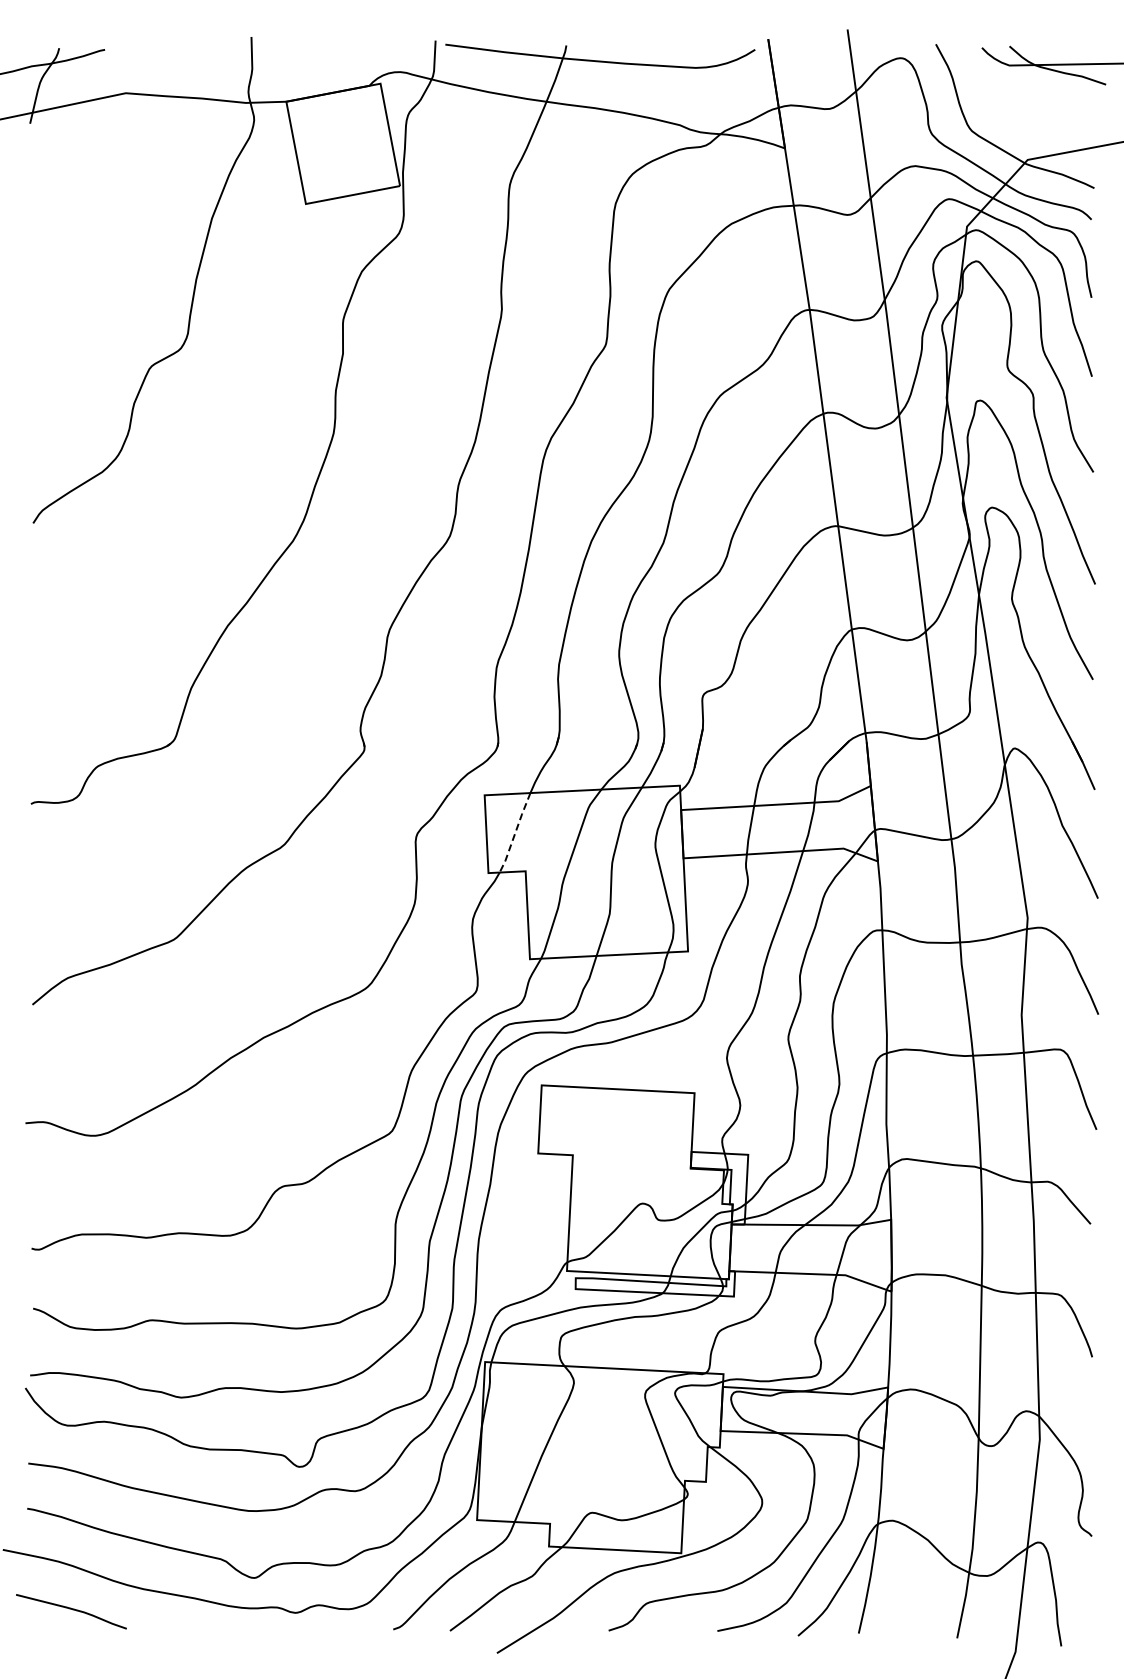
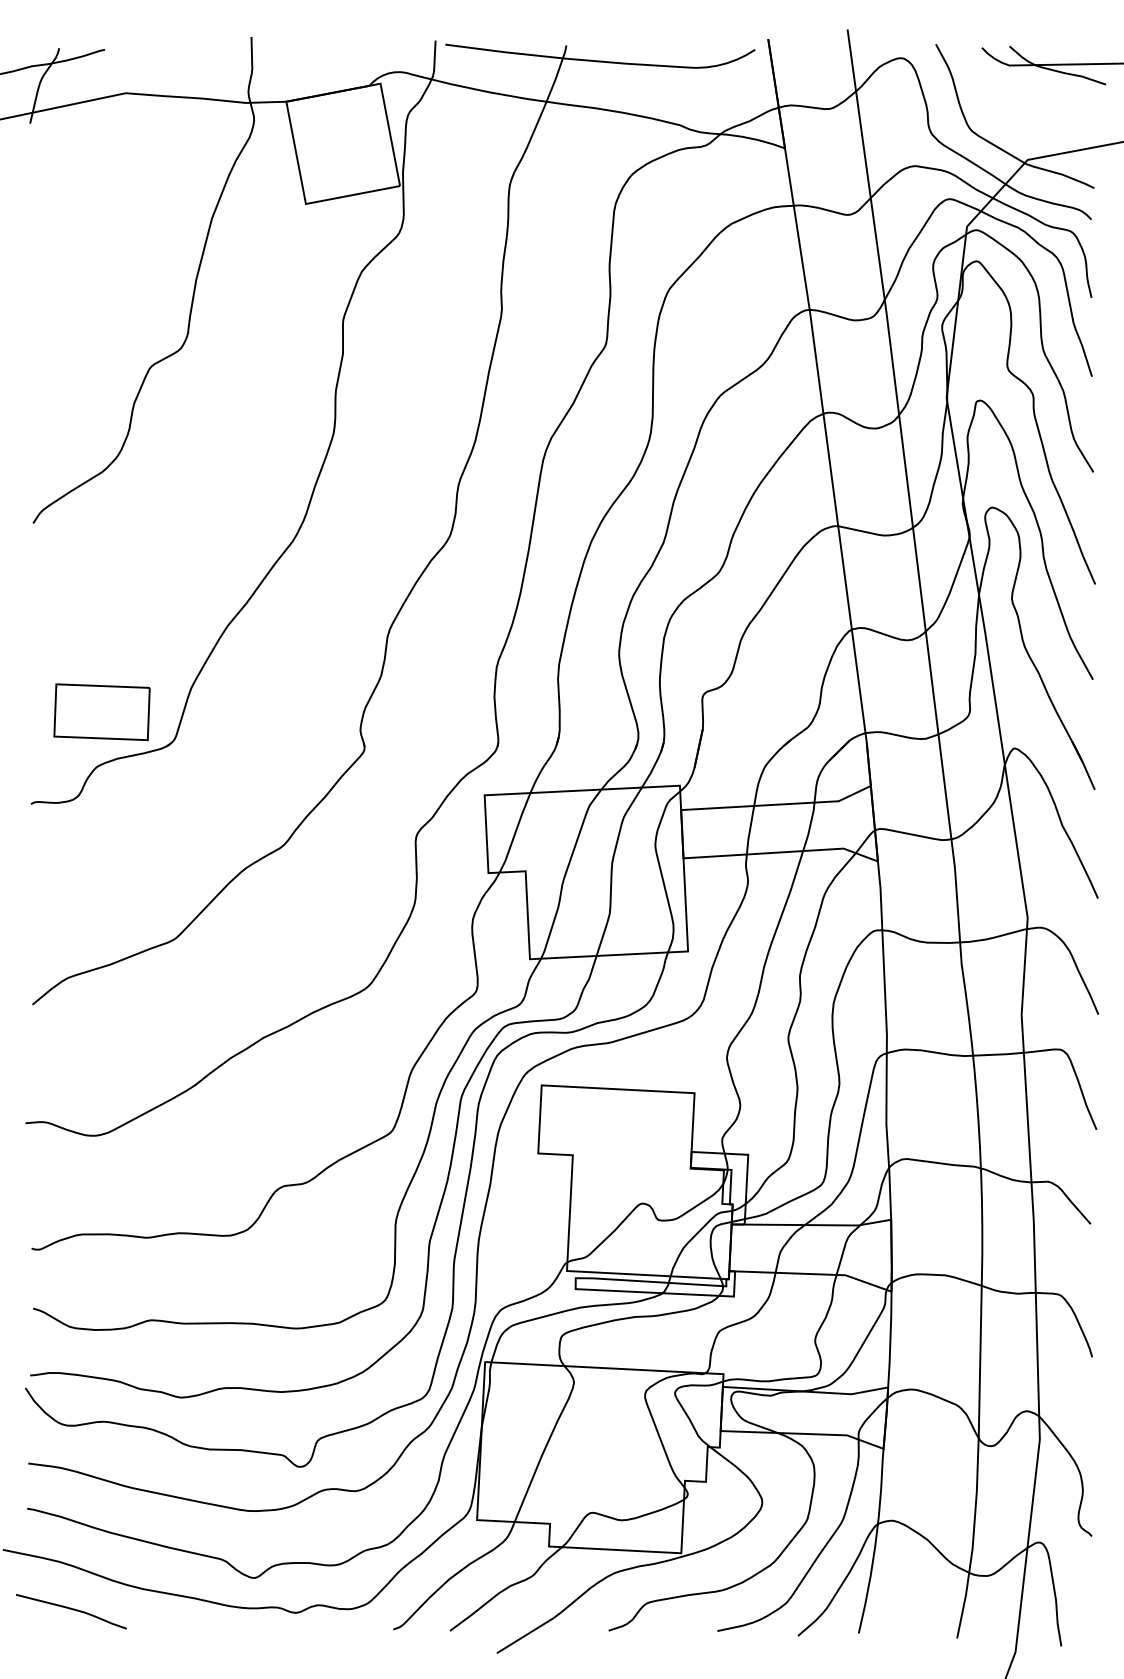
part: none -> present (101, 711)
line: dashed -> solid (515, 832)
